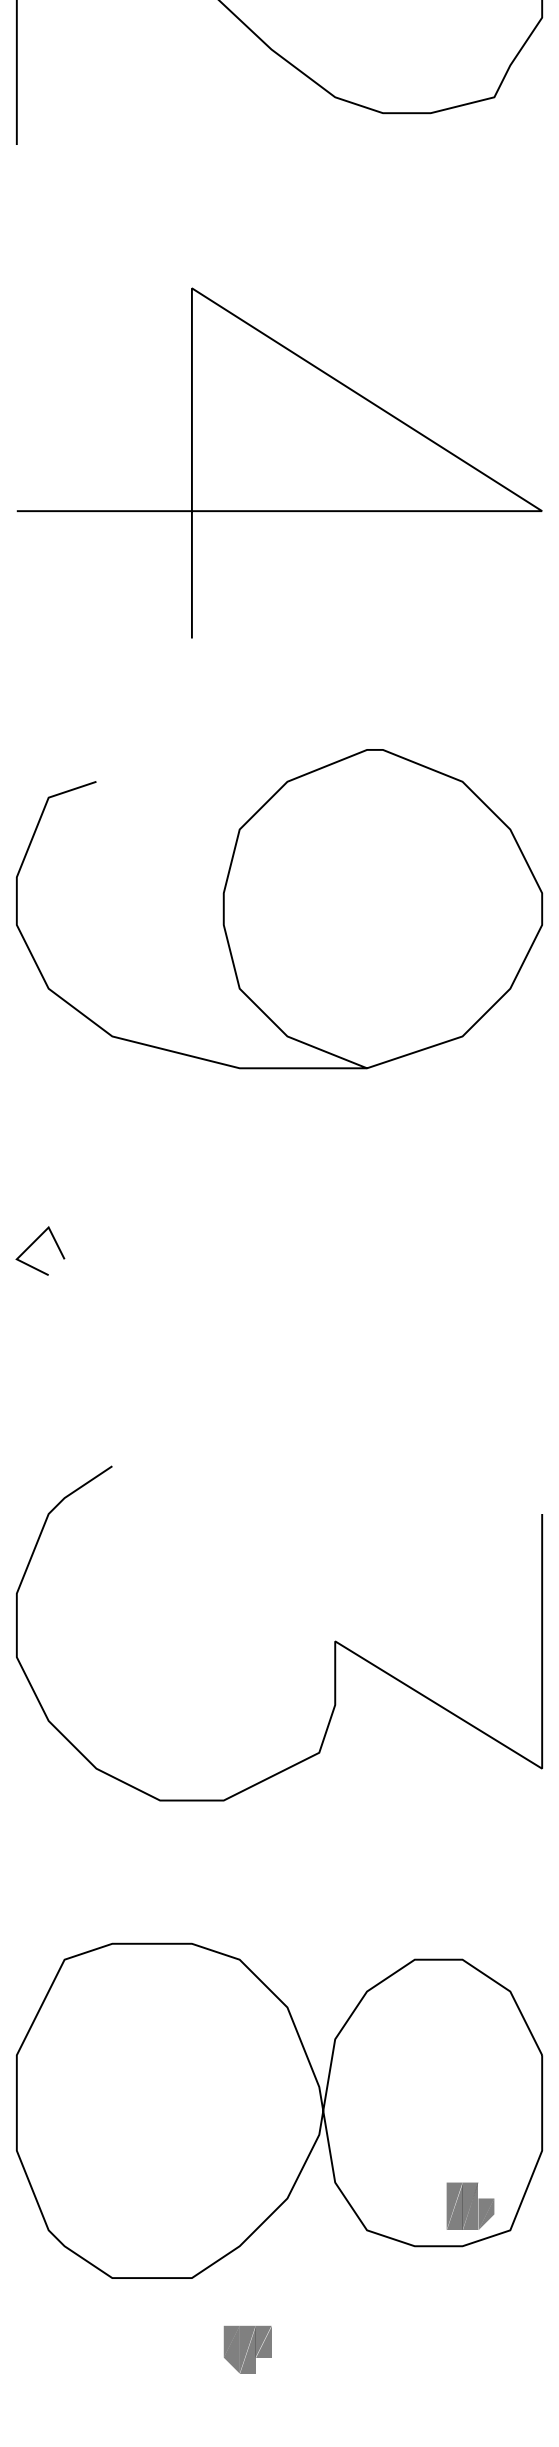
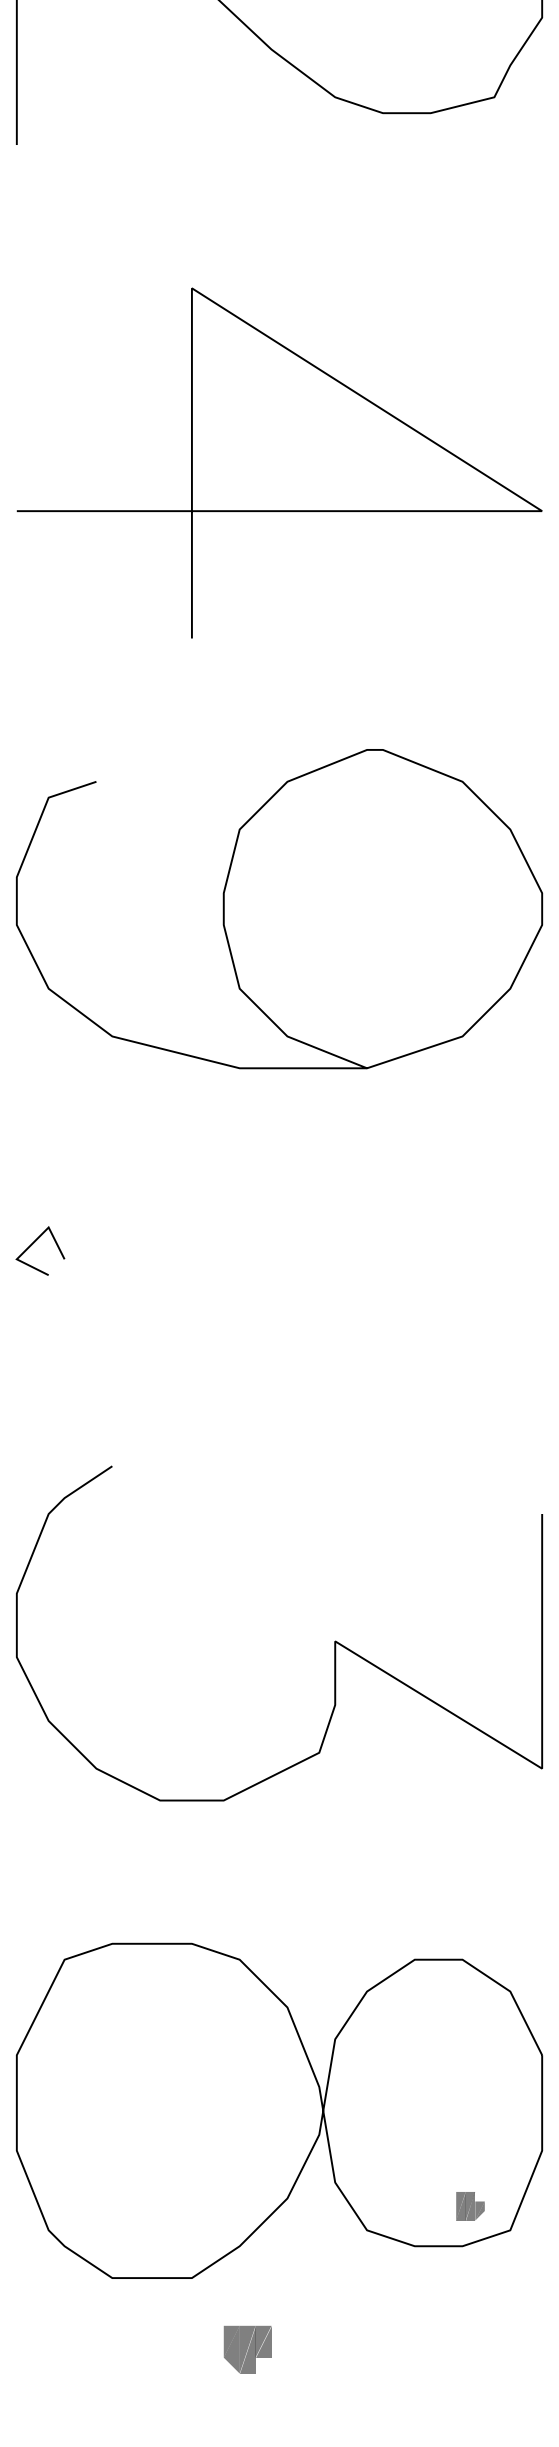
part size: 49x48 px -> 29x29 px (470, 2206)
